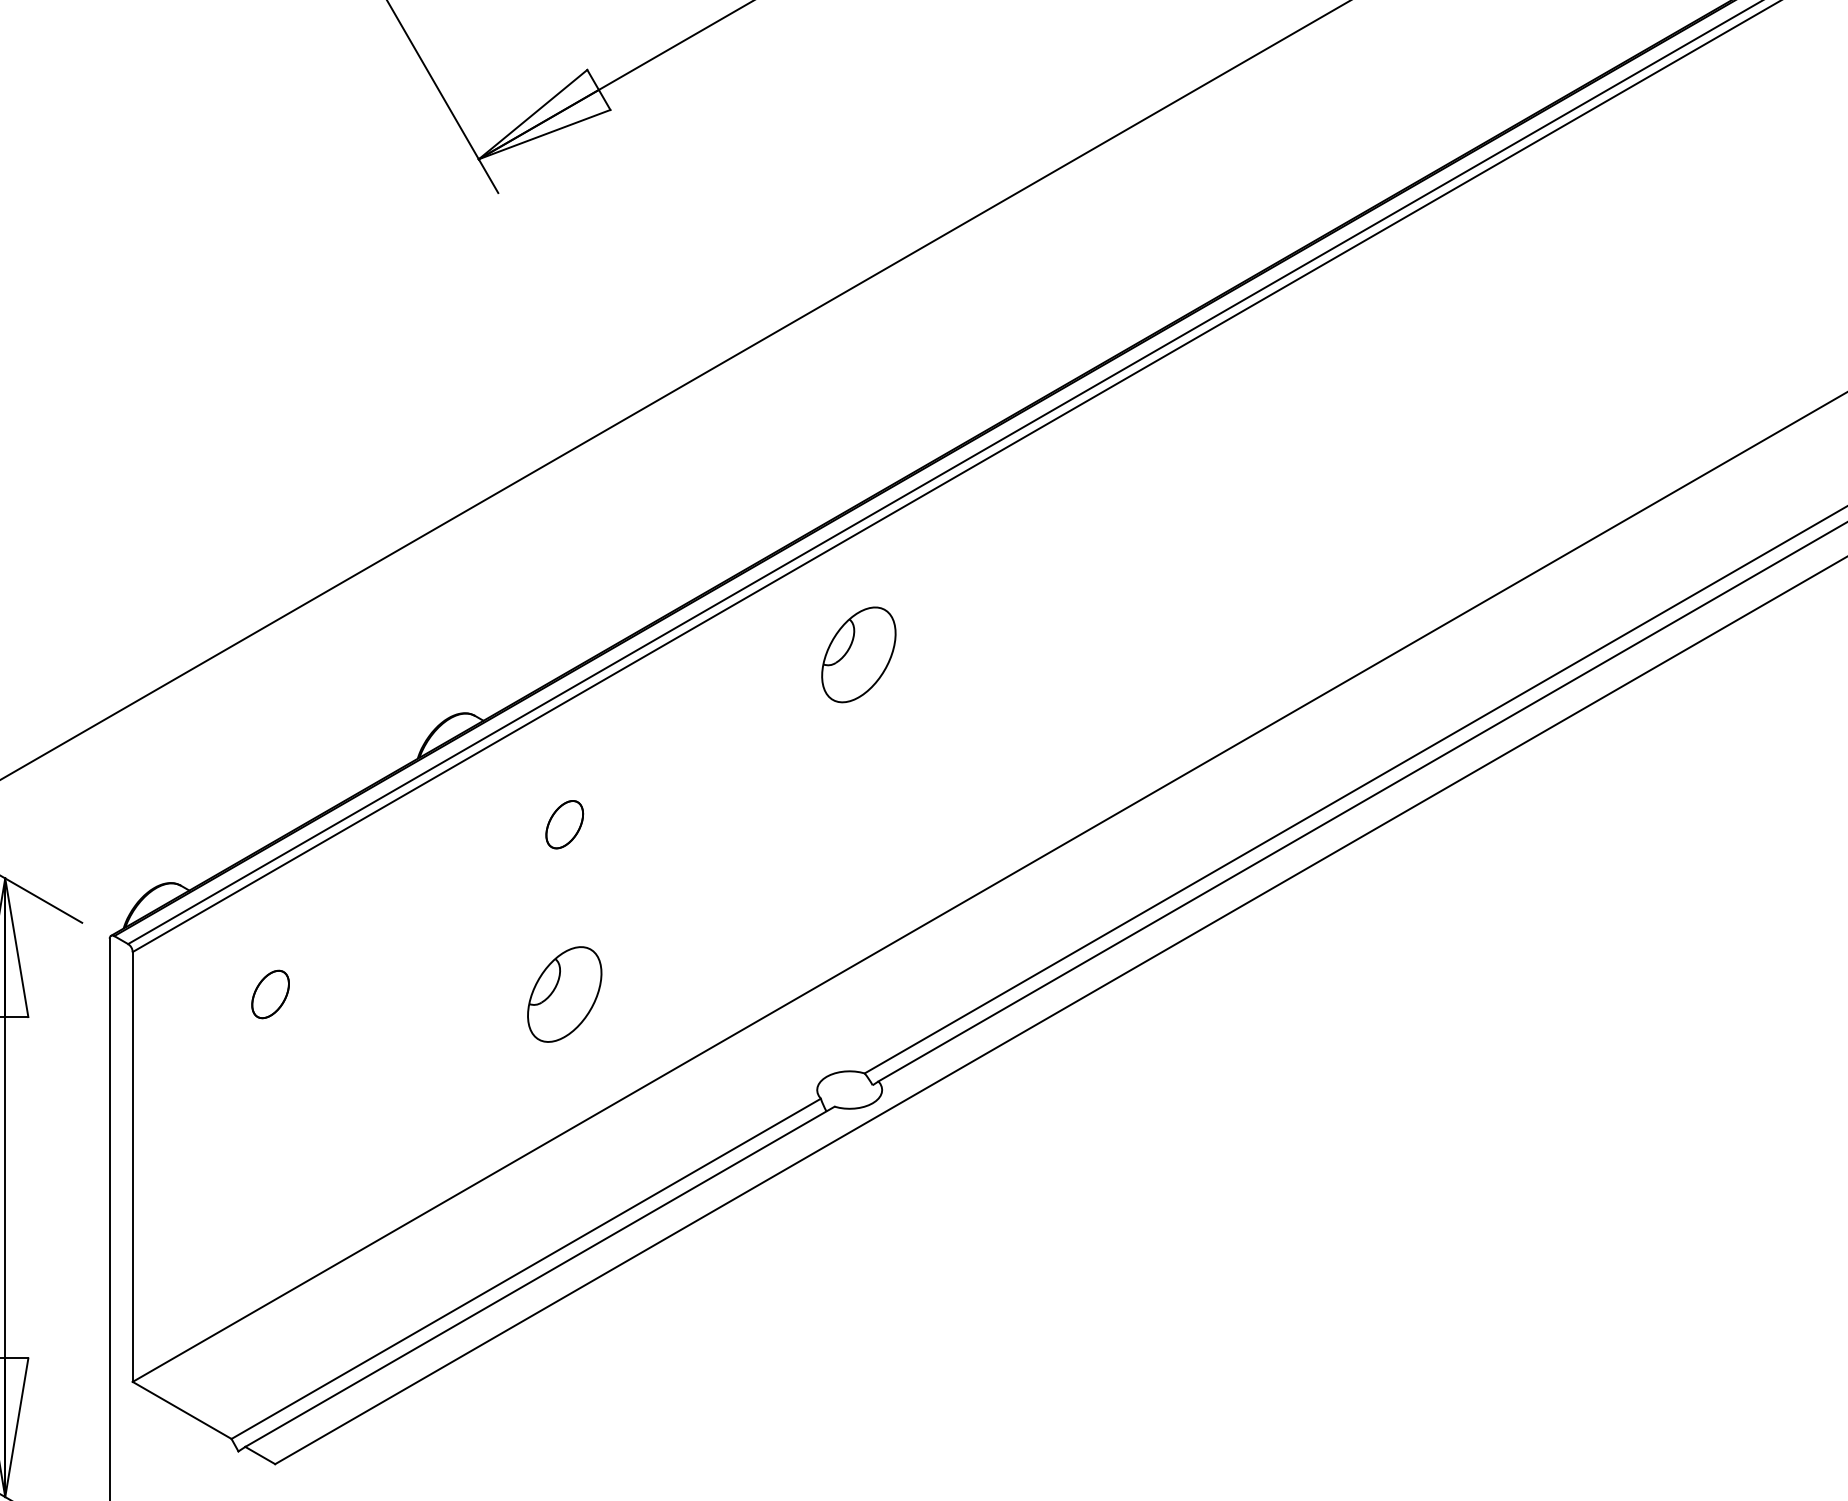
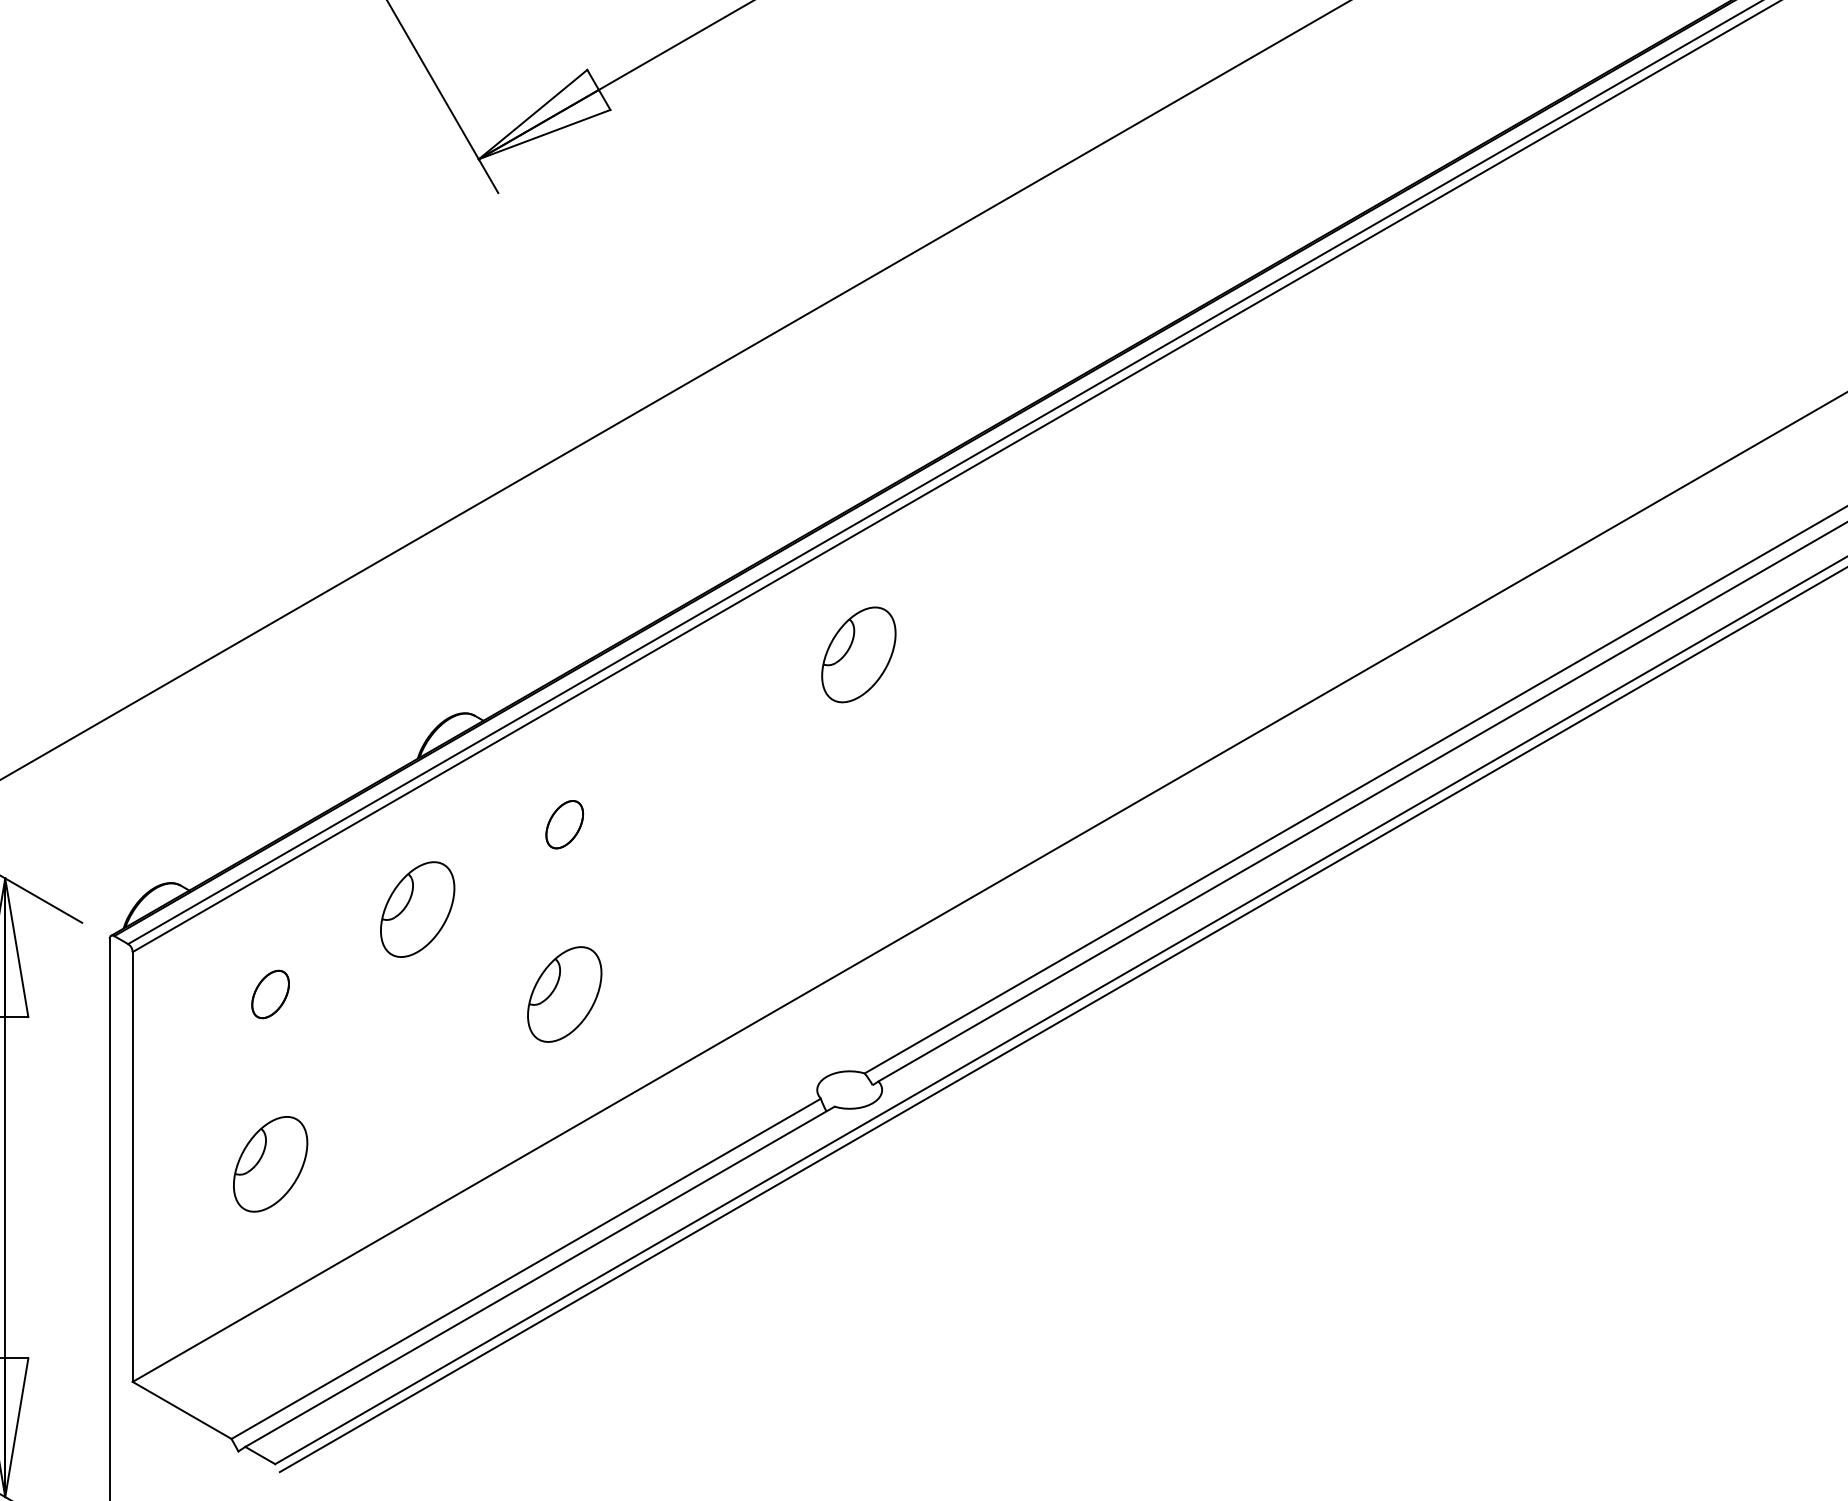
part: none -> present (417, 909)
line: none -> present (1061, 1020)
part: none -> present (270, 1164)
